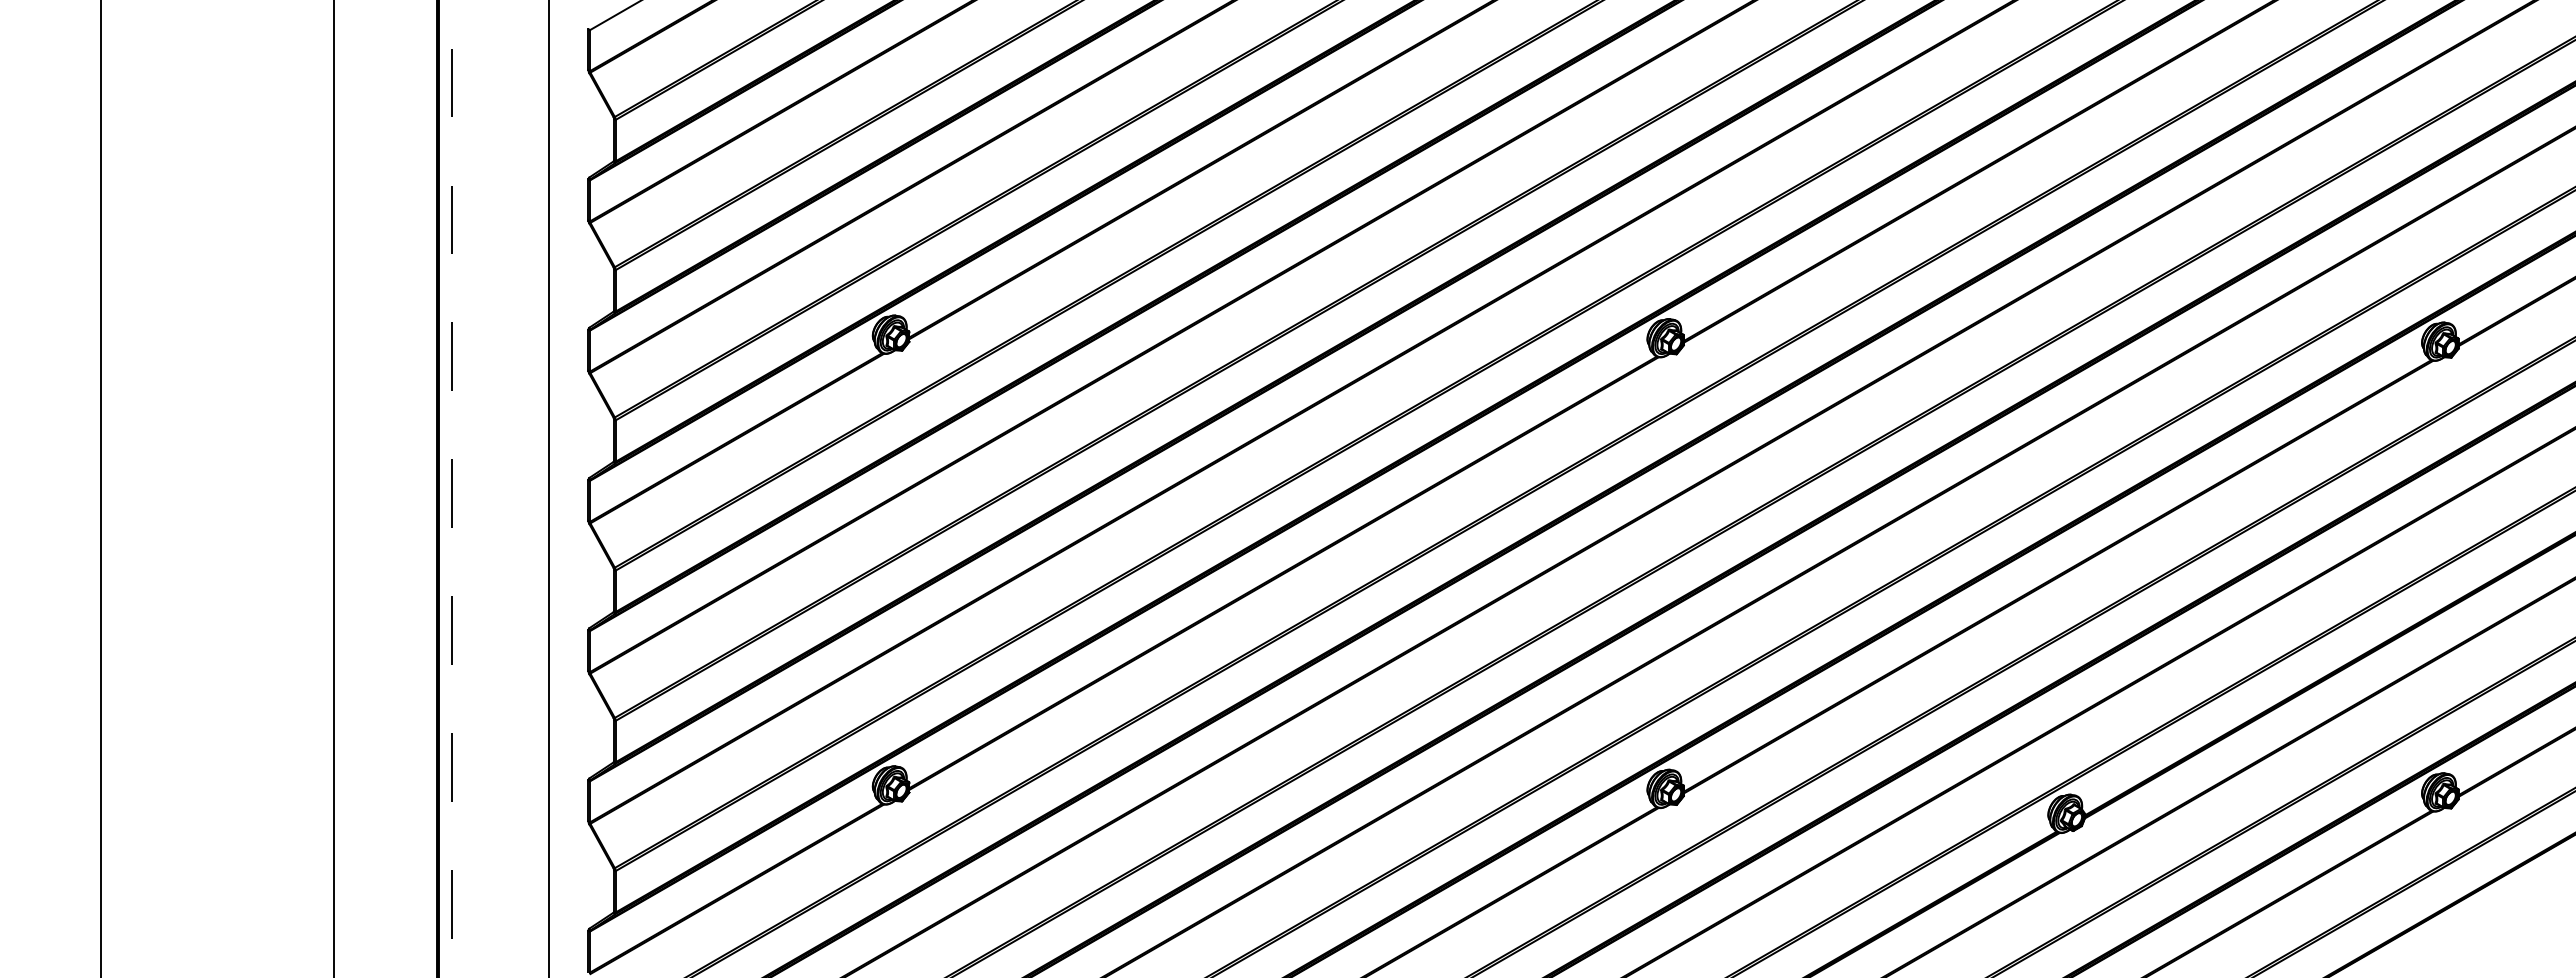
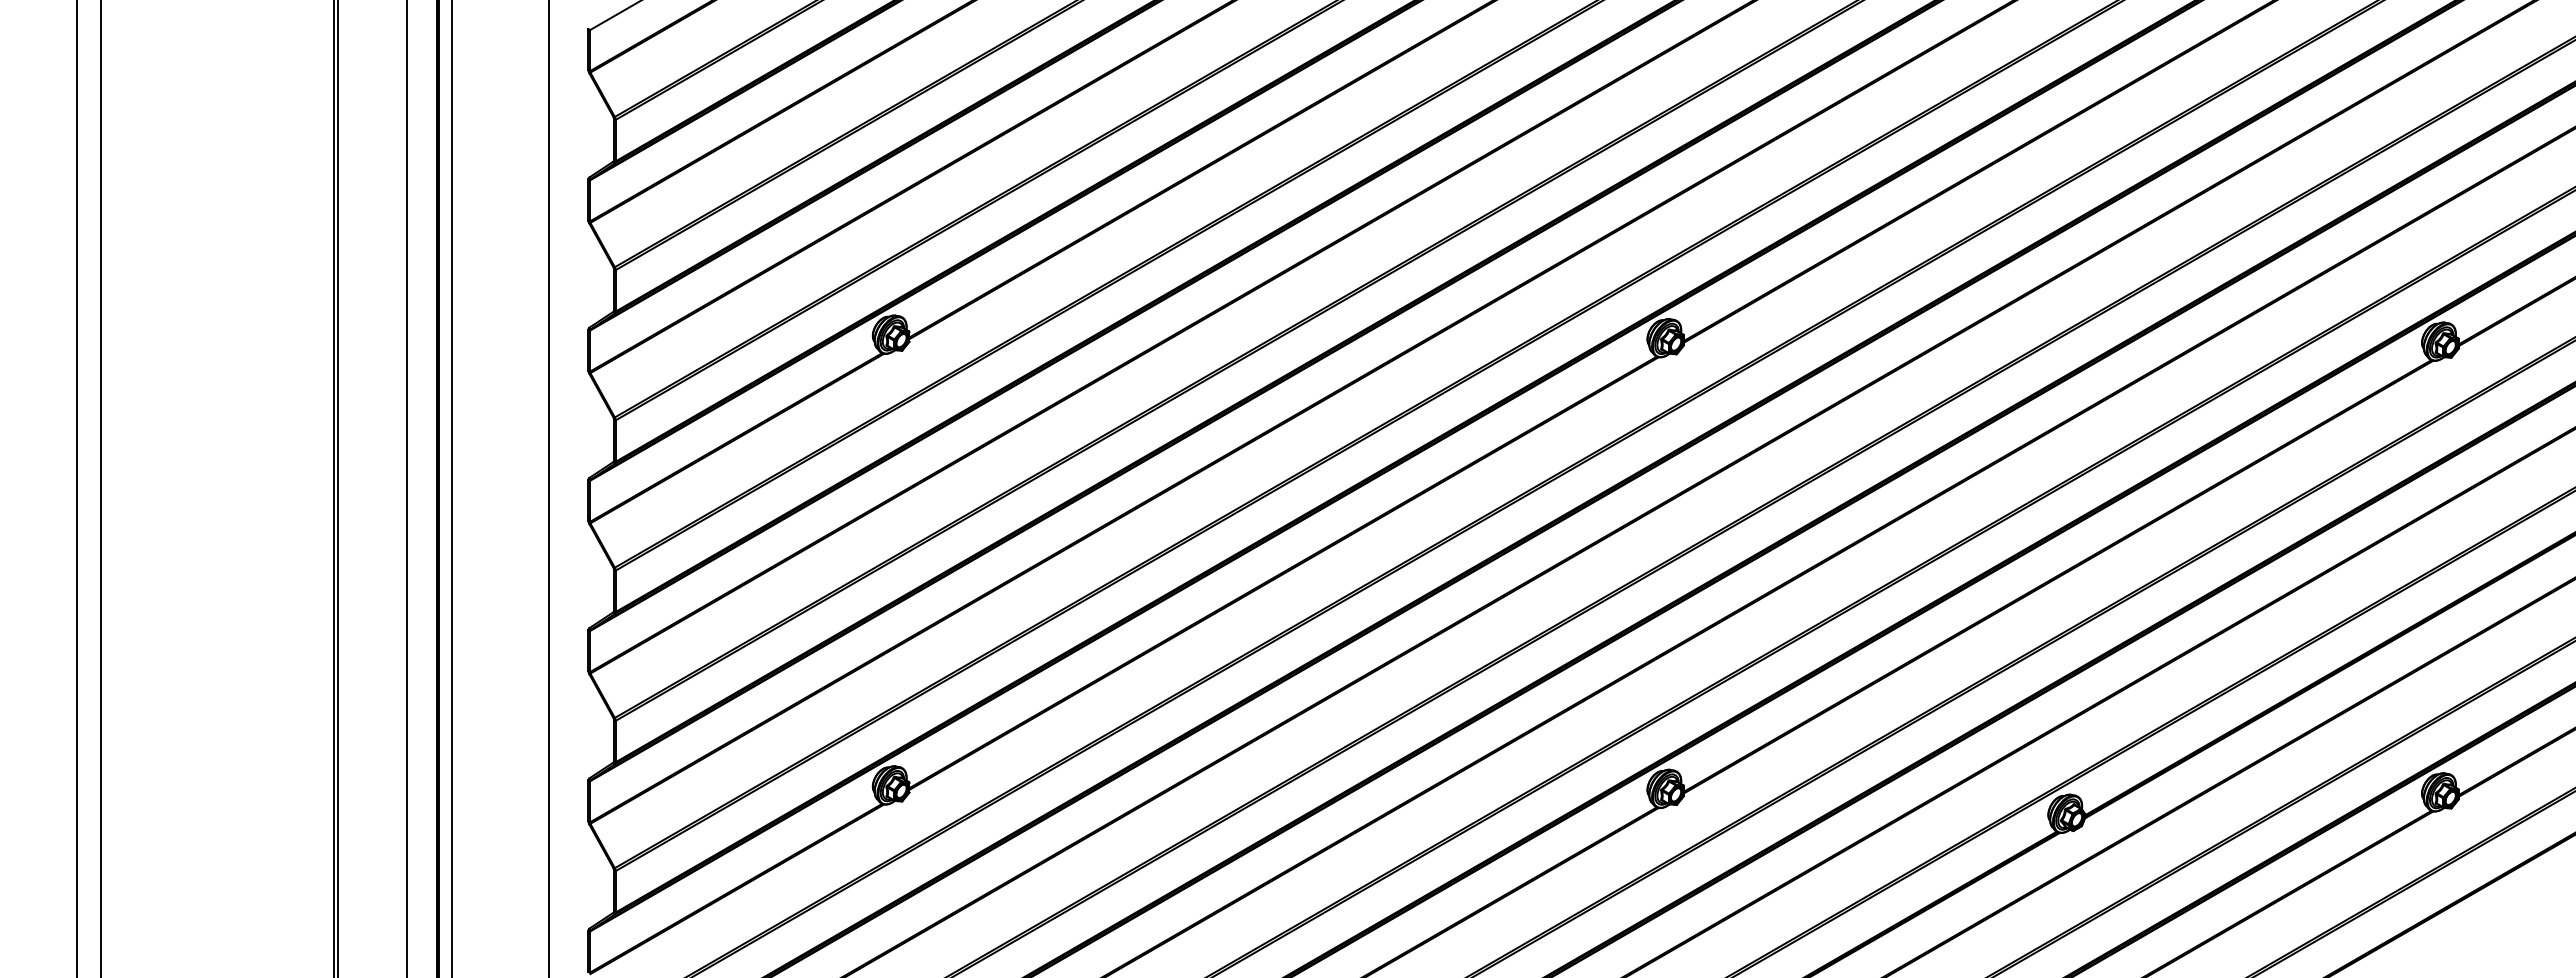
line: none -> present (77, 488)
line: none -> present (338, 488)
line: none -> present (406, 488)
line: dashed -> solid (451, 488)
